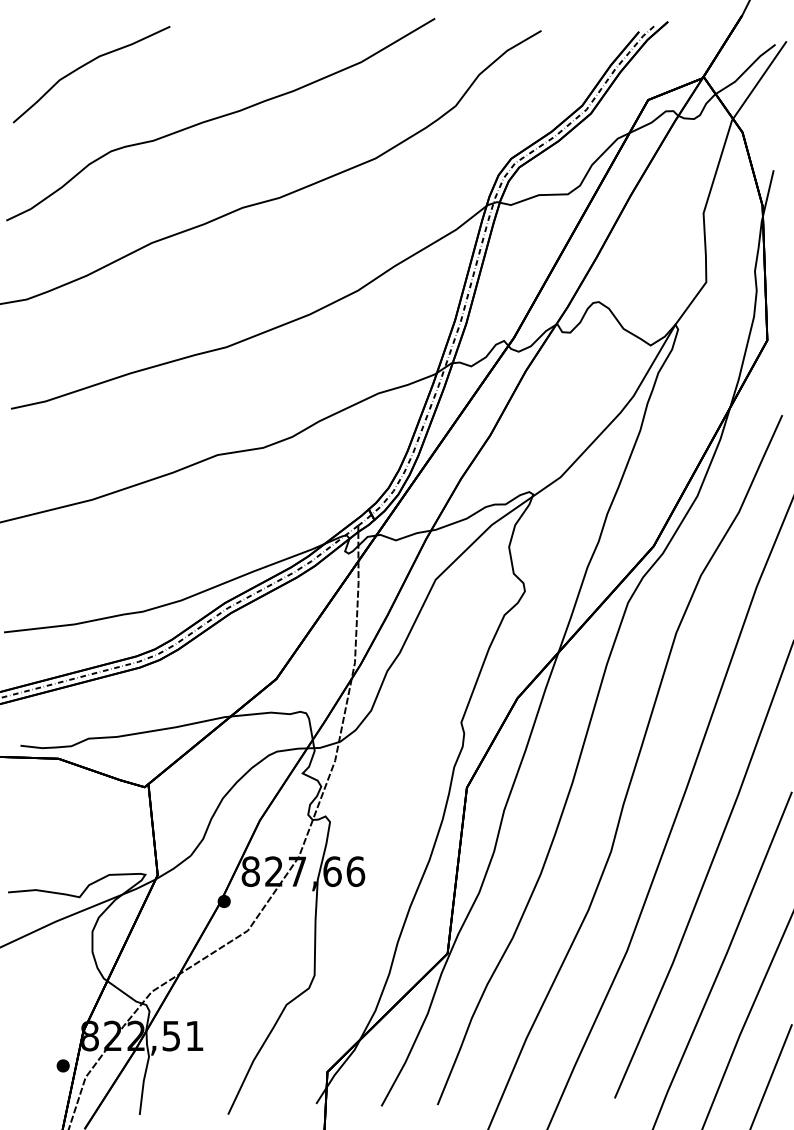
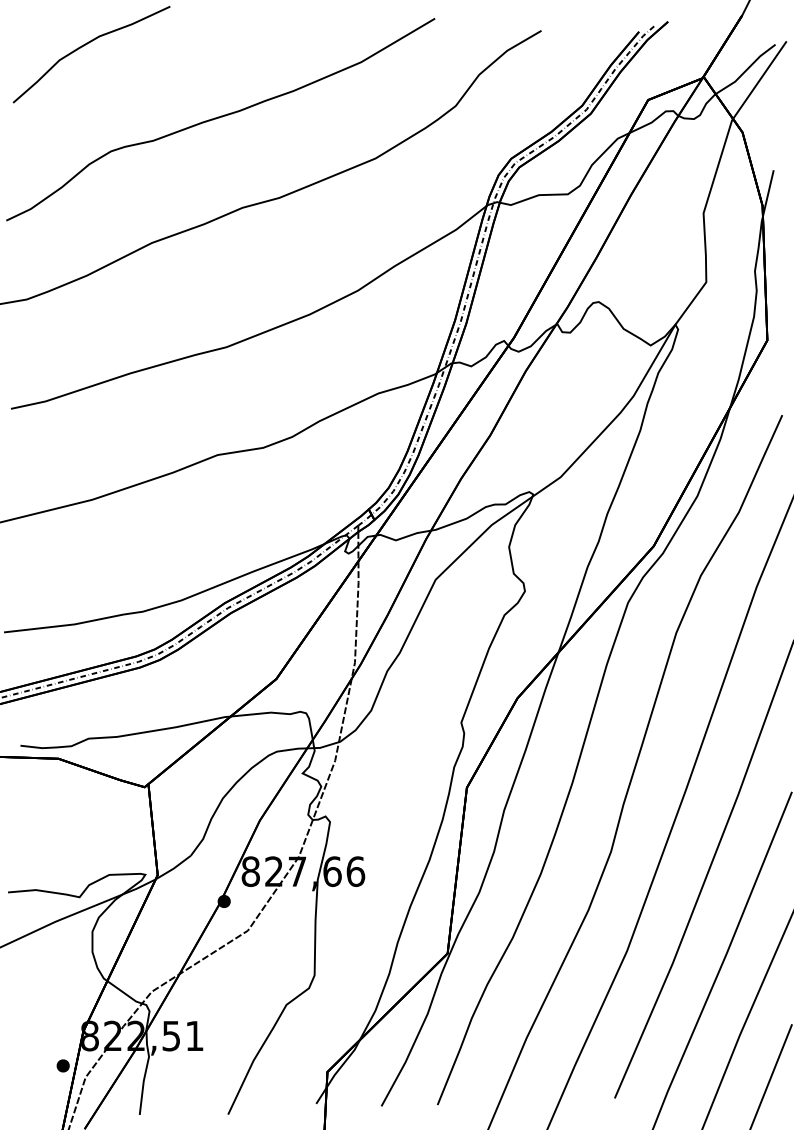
curve position: (84, 66) -> (84, 46) (84, 46)
